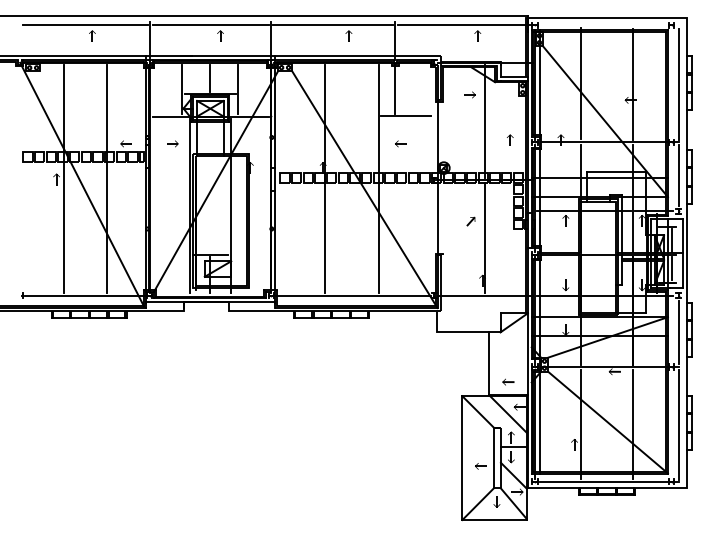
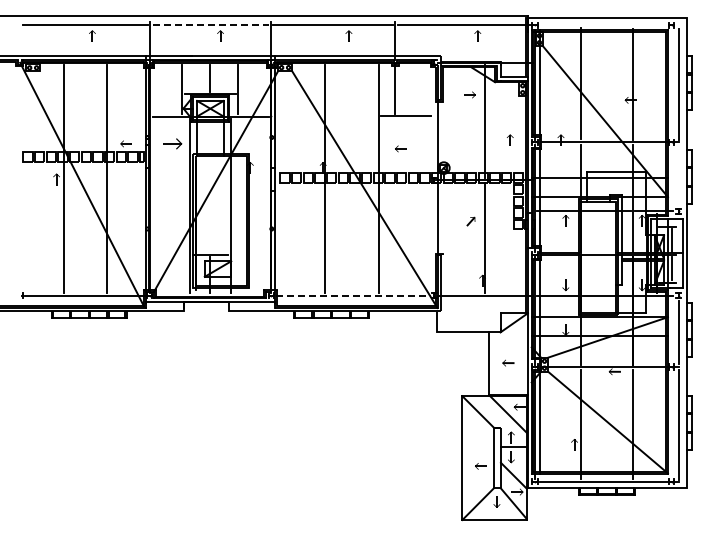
line: solid -> dashed (210, 25)
part size: 12x8 px -> 20x12 px (172, 143)
part position: (400, 143) -> (400, 148) (400, 148)
line: present -> none (678, 175)
line: solid -> dashed (353, 295)
part position: (508, 381) -> (508, 362) (508, 362)
